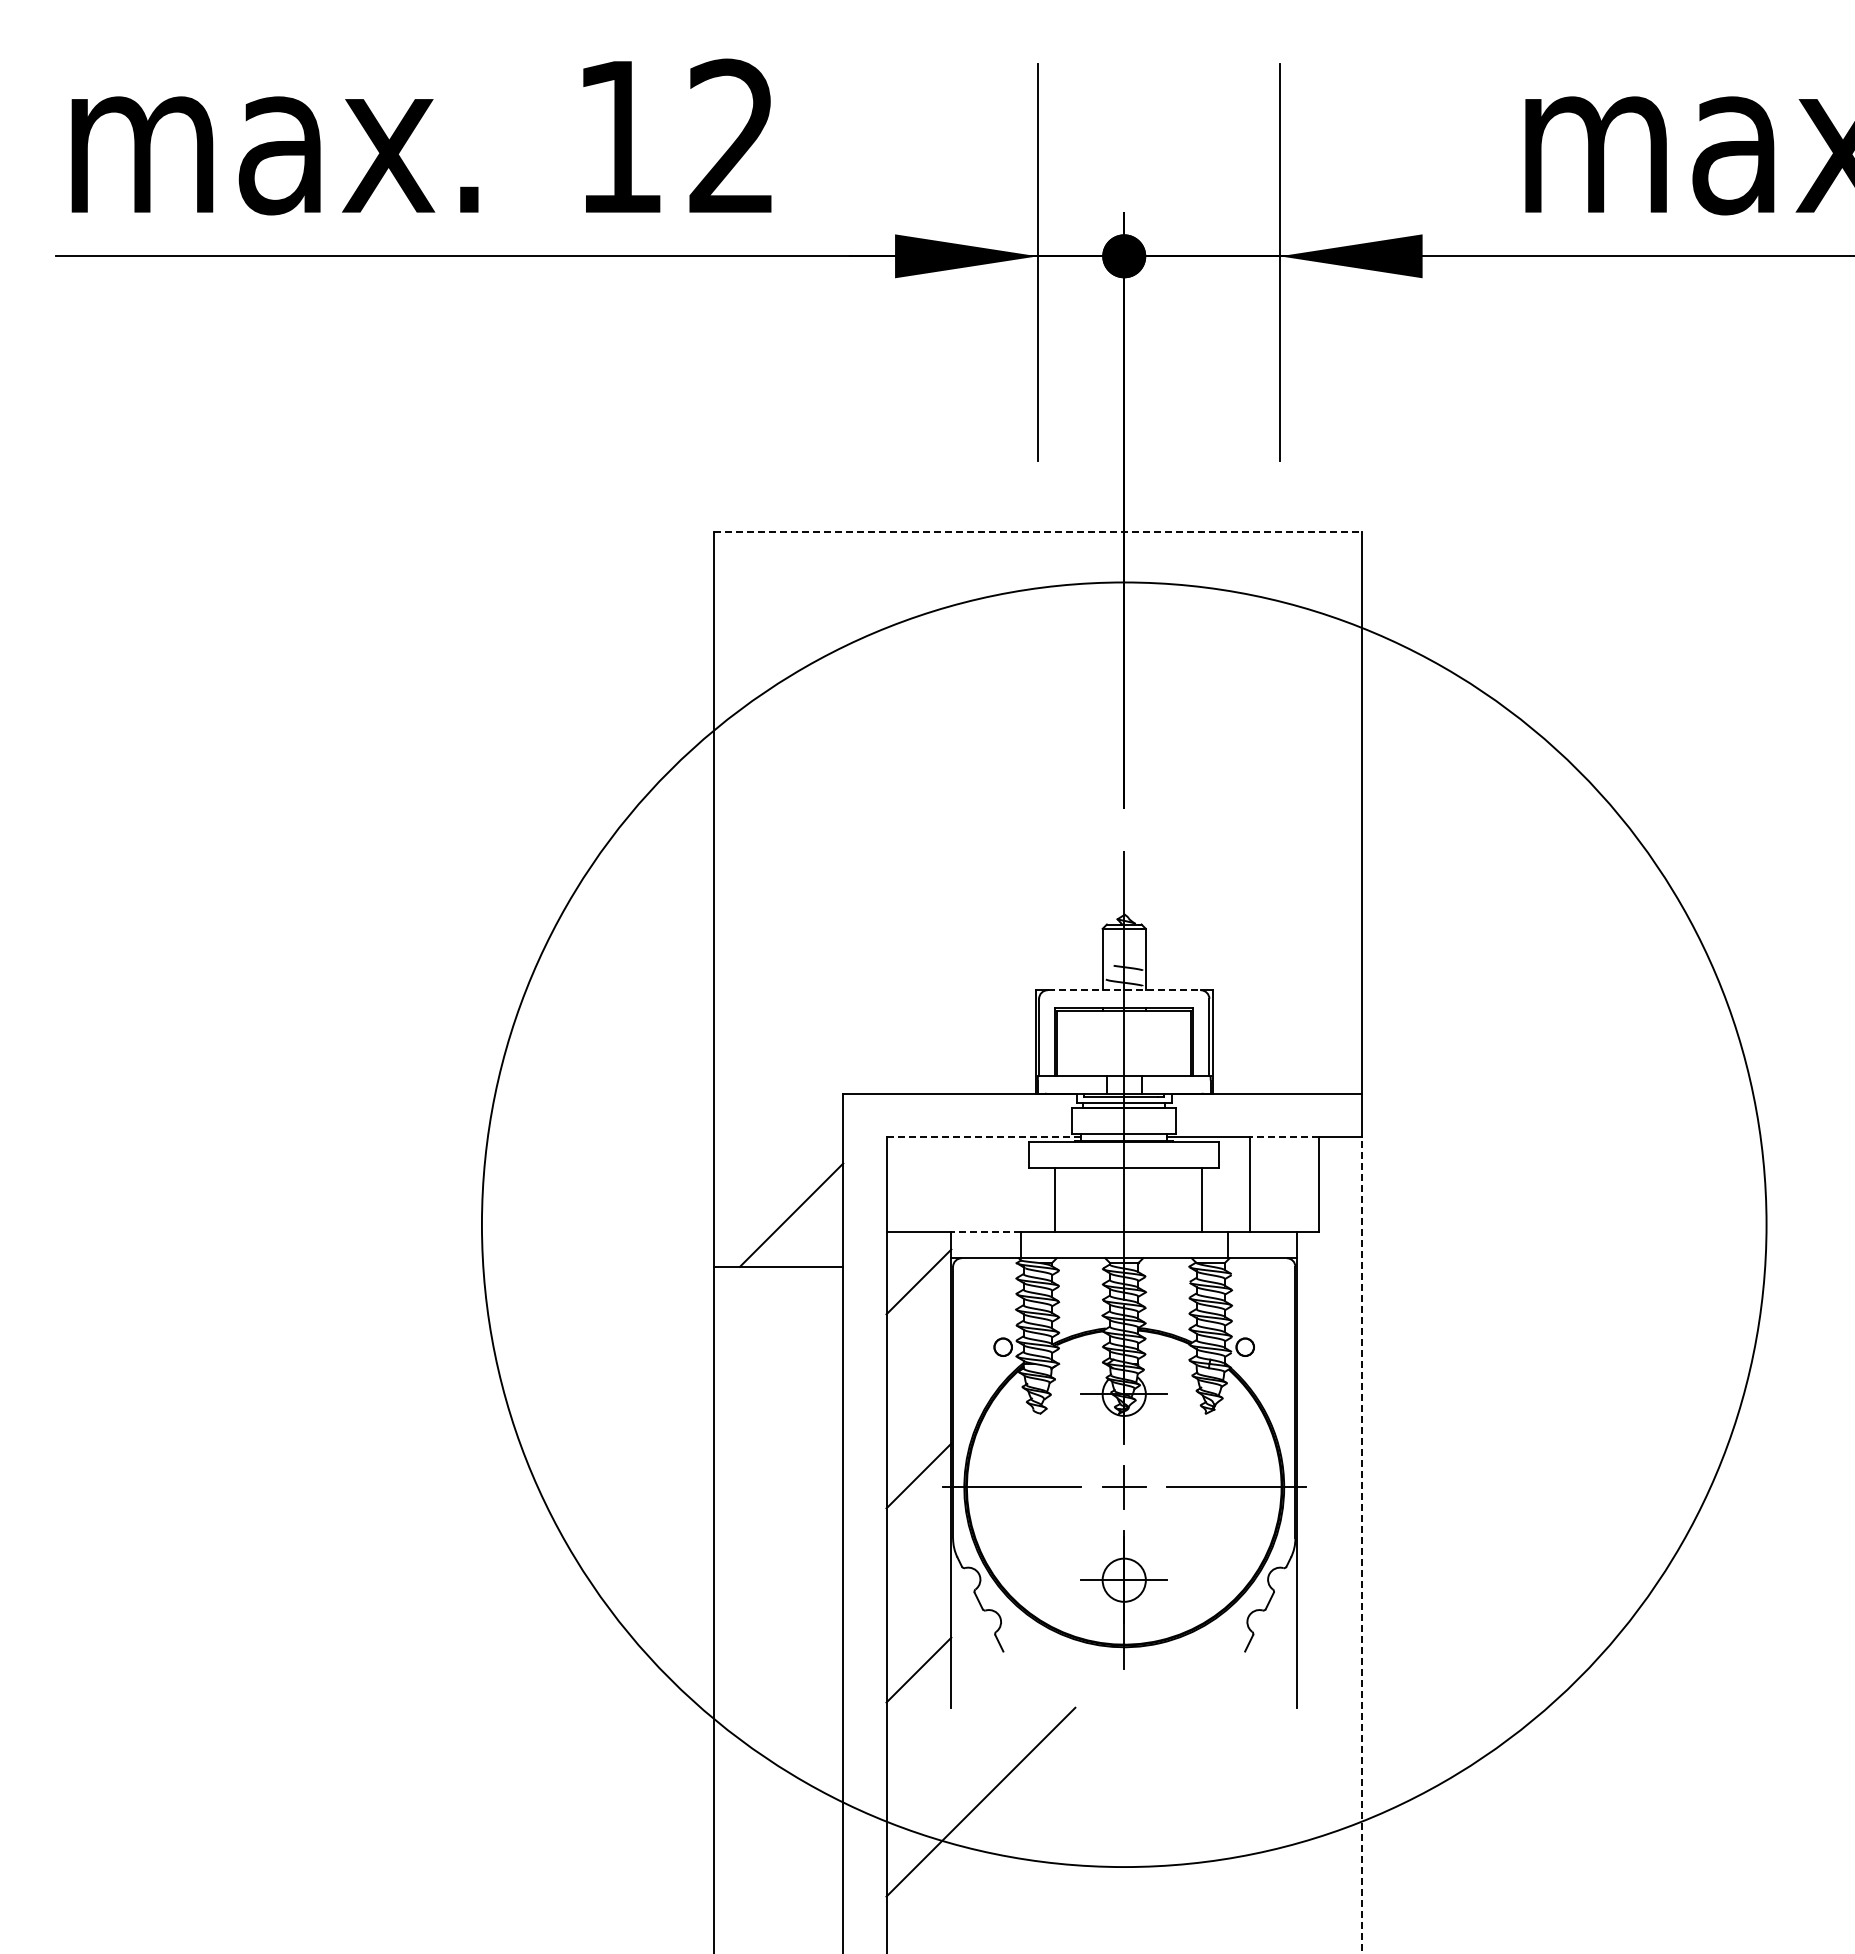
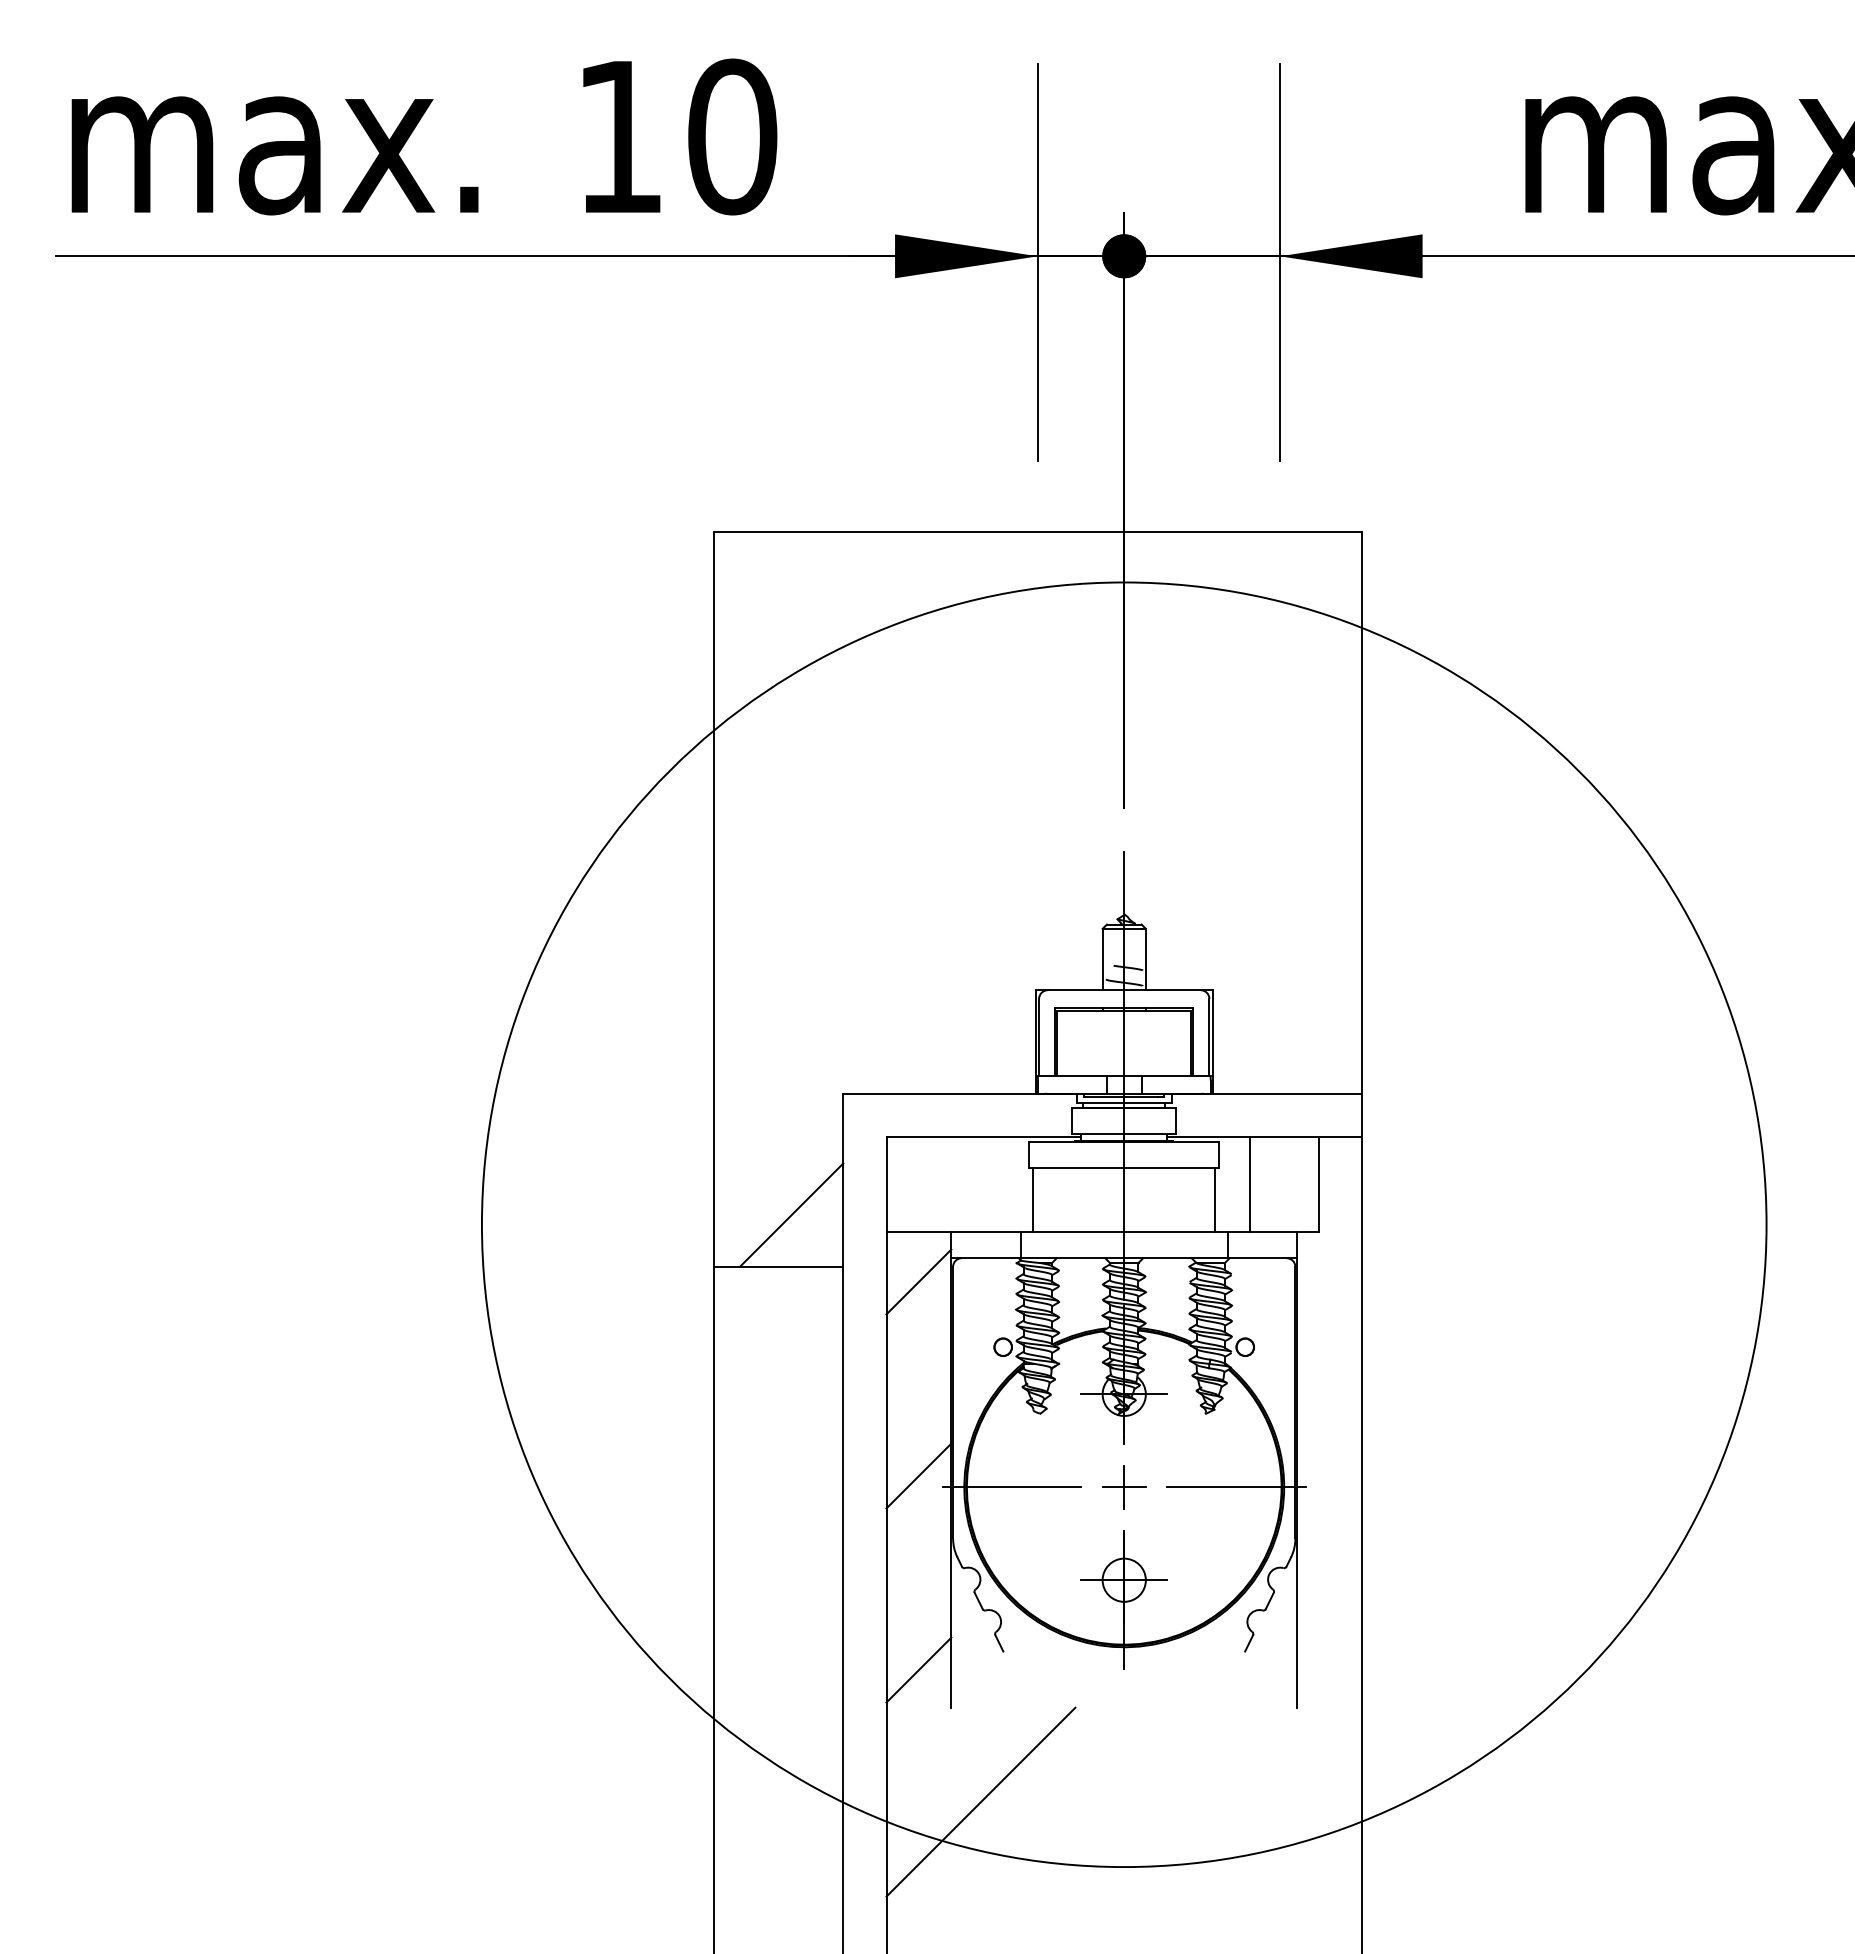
text: 12 -> 10 (732, 136)
line: dashed -> solid (1038, 532)
line: dashed -> solid (1124, 990)
line: dashed -> solid (983, 1137)
line: dashed -> solid (1284, 1137)
line position: (1055, 1200) -> (1033, 1200) (1033, 1200)
line position: (1202, 1200) -> (1215, 1200) (1215, 1200)
line: dashed -> solid (985, 1232)
line: dashed -> solid (1361, 1545)
